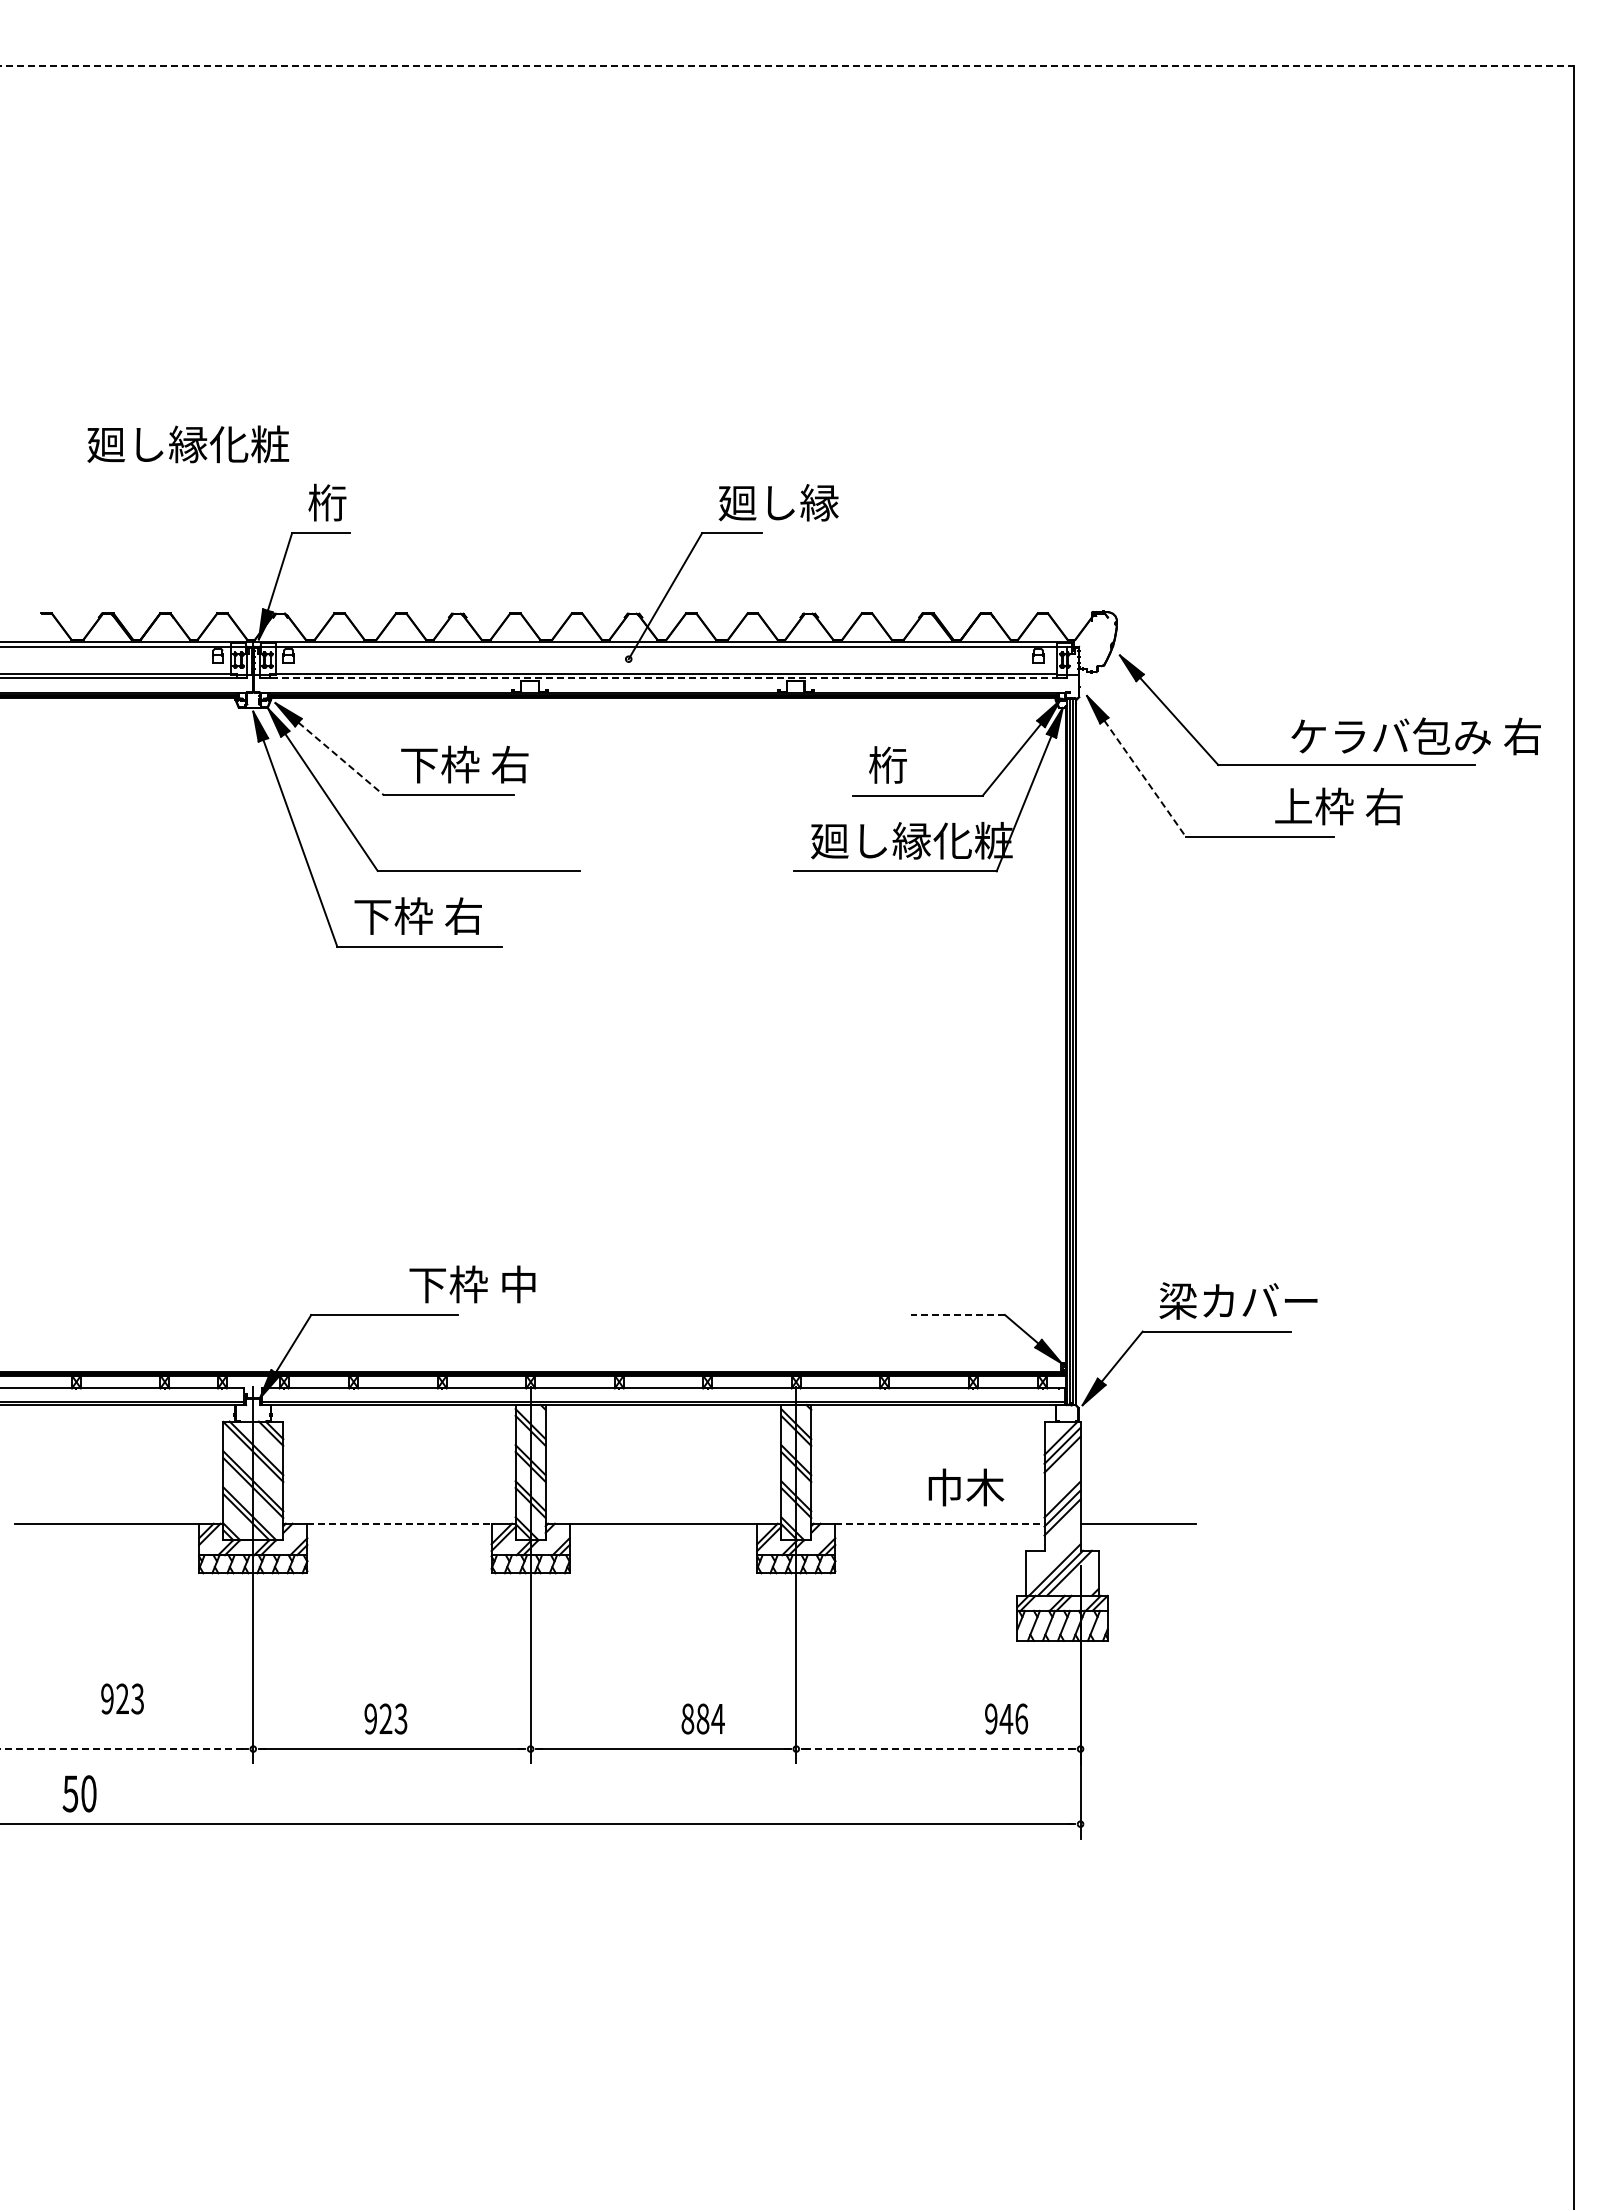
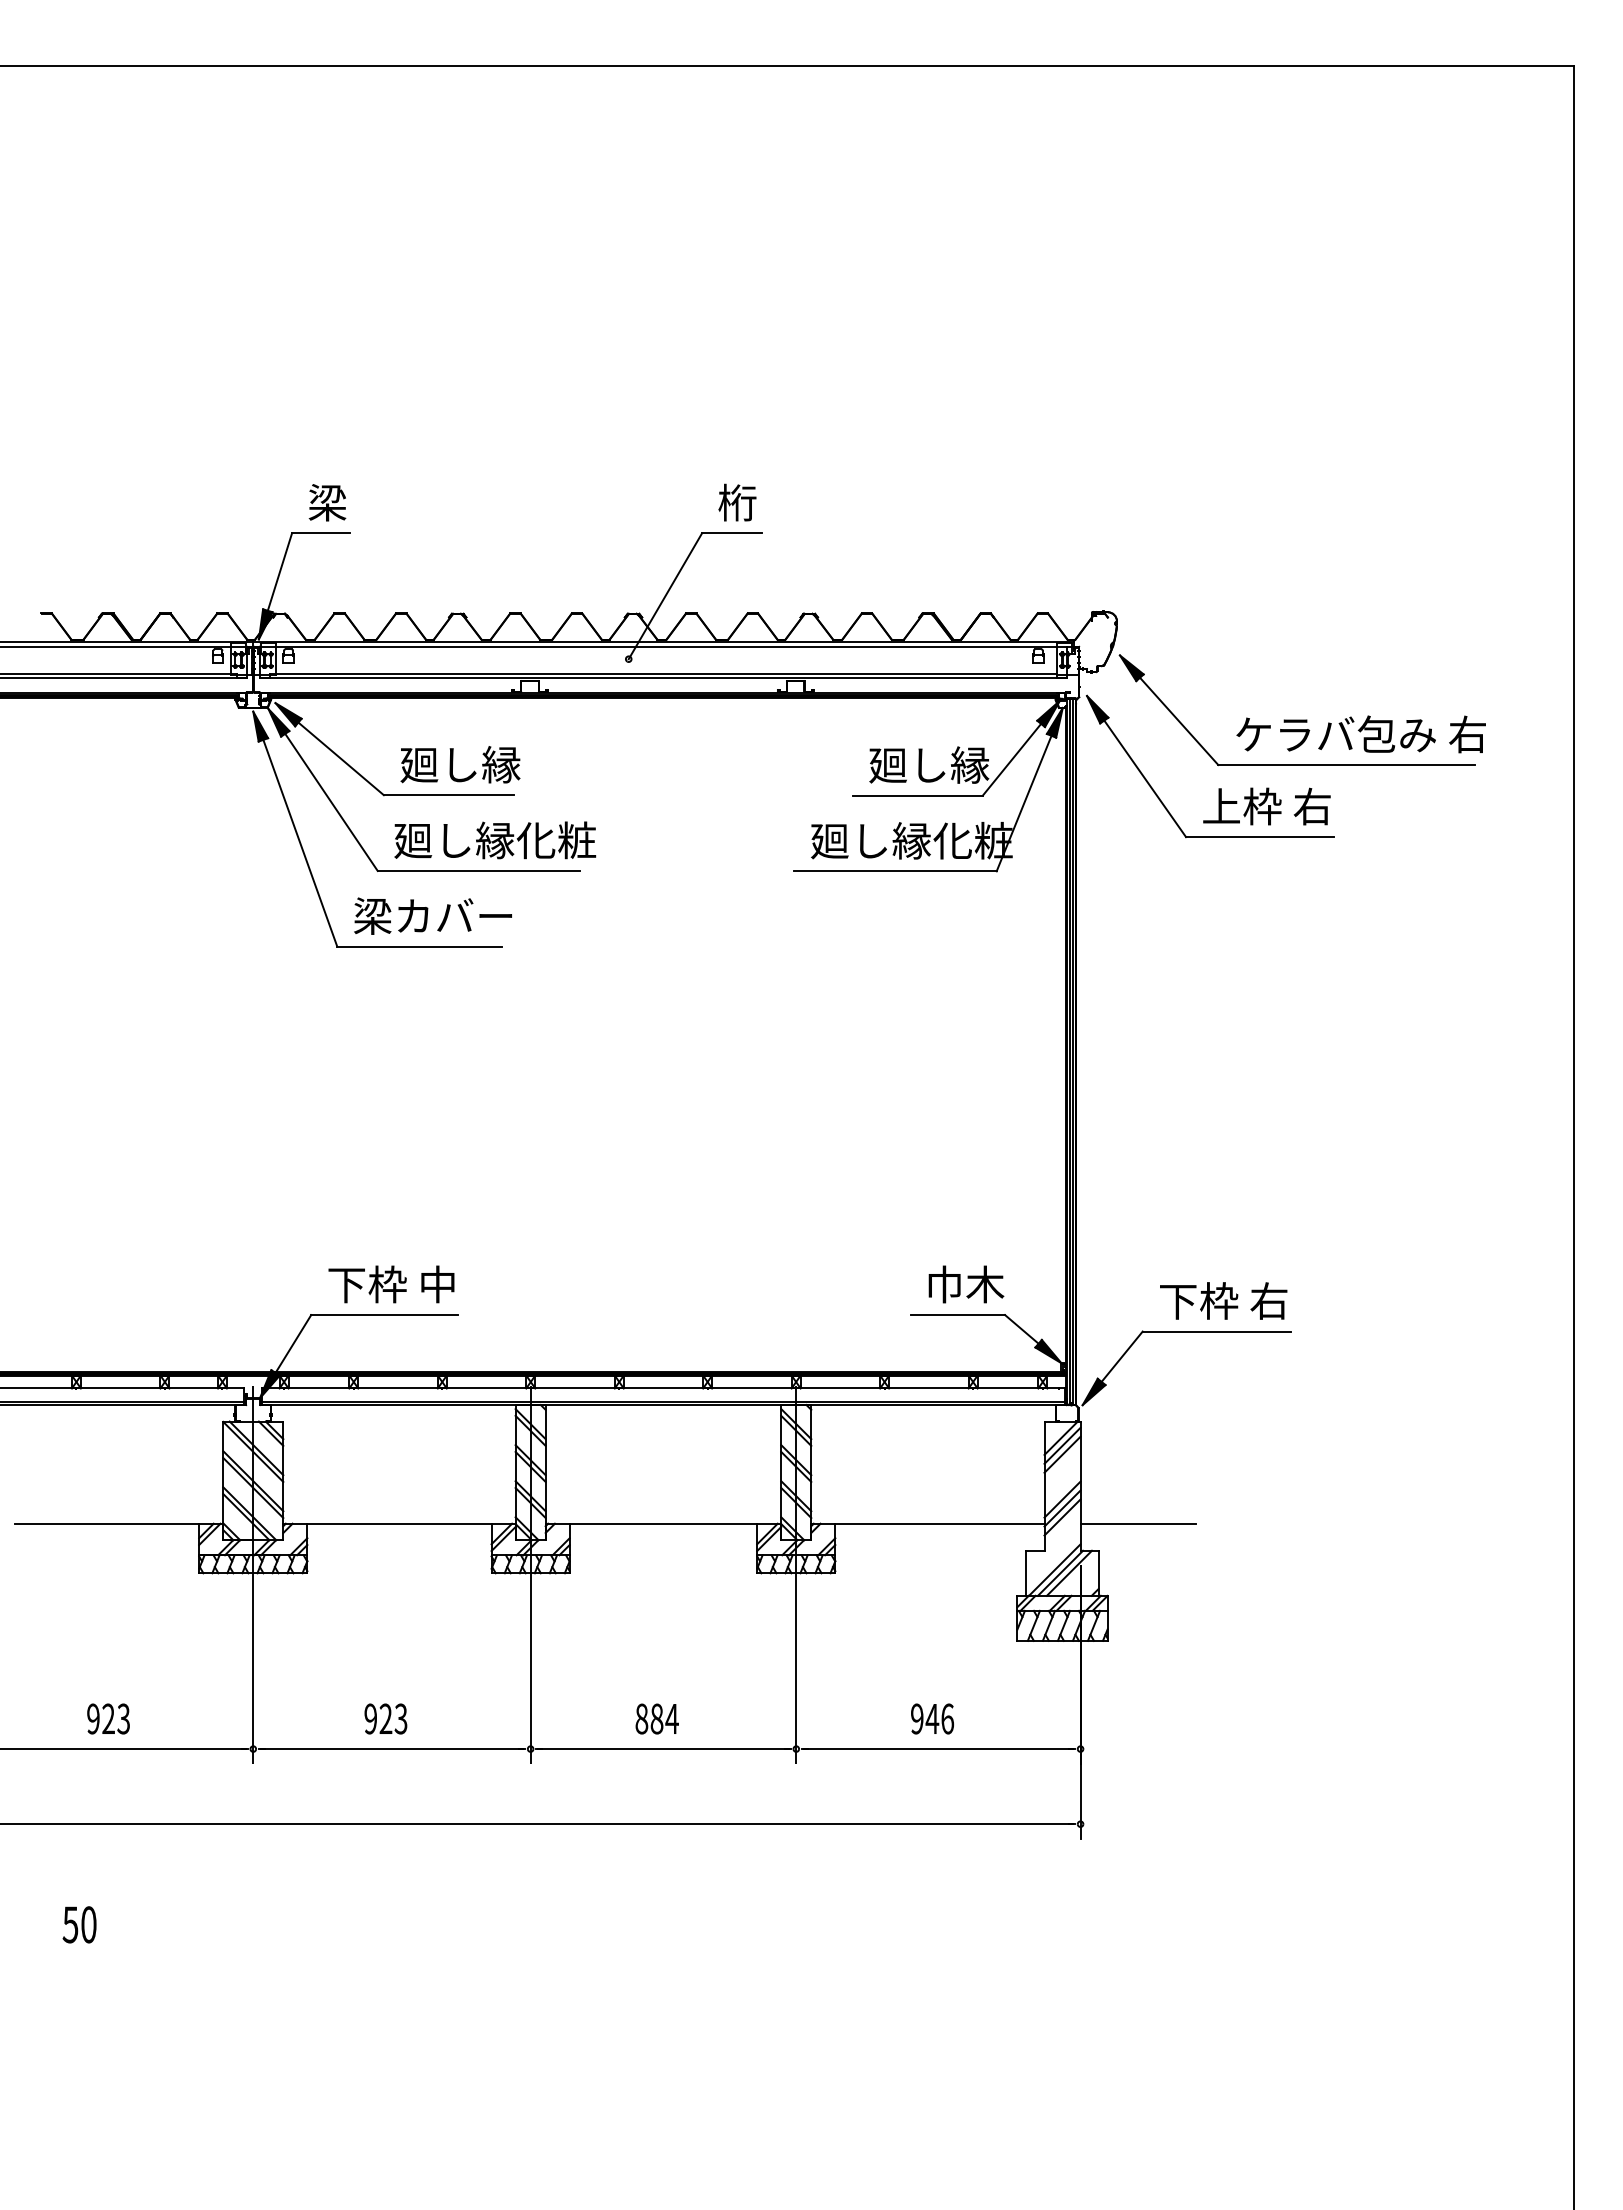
line: dashed -> solid (787, 66)
text position: (188, 444) -> (495, 840) (495, 840)
text: 桁 -> 梁 (327, 502)
text: 廻し縁 -> 桁 (778, 502)
line: dashed -> solid (663, 678)
text position: (1415, 736) -> (1360, 734) (1360, 734)
line: dashed -> solid (341, 759)
text: 下枠 右 -> 廻し縁 (464, 764)
text: 桁 -> 廻し縁 (929, 764)
line: dashed -> solid (1145, 779)
text position: (1338, 806) -> (1266, 806) (1266, 806)
text: 下枠 右 -> 梁カバー (433, 915)
text position: (472, 1284) -> (391, 1284) (391, 1284)
text: 梁カバー -> 下枠 右 (1238, 1300)
line: dashed -> solid (957, 1315)
text position: (966, 1487) -> (966, 1284) (966, 1284)
line: dashed -> solid (399, 1523)
line: dashed -> solid (939, 1523)
text position: (122, 1698) -> (108, 1718) (108, 1718)
text position: (702, 1718) -> (656, 1718) (656, 1718)
text position: (1006, 1718) -> (932, 1718) (932, 1718)
line: dashed -> solid (123, 1749)
line: dashed -> solid (938, 1749)
text position: (79, 1793) -> (79, 1924) (79, 1924)
